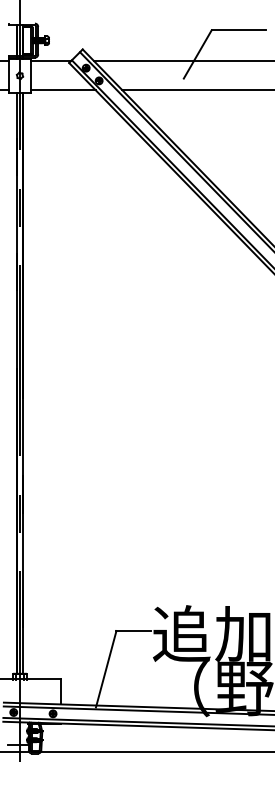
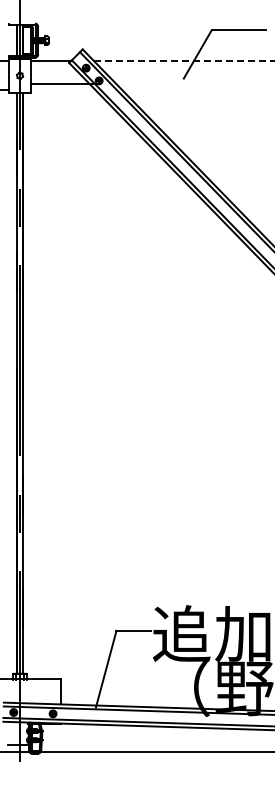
line: solid -> dashed (185, 61)
line position: (63, 90) -> (63, 84) (63, 84)
line: present -> none (196, 90)
